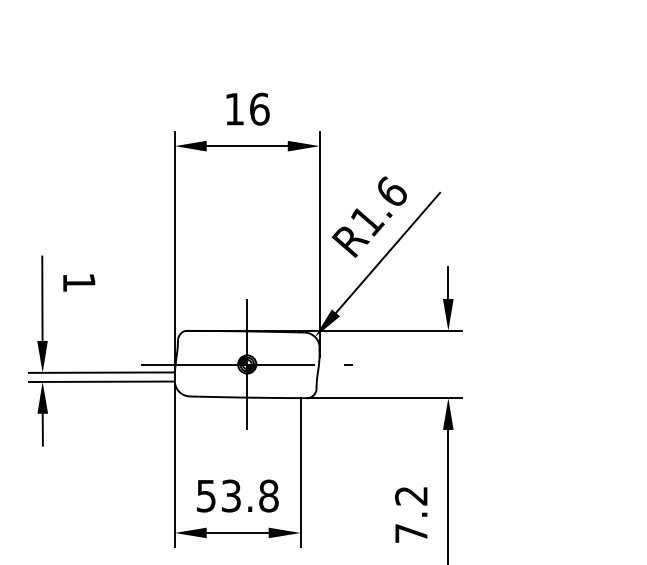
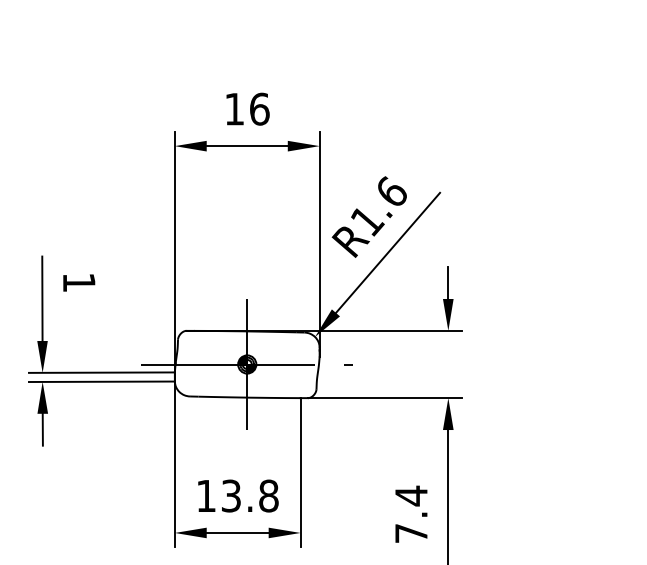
text: 7.2 -> 7.4 (411, 495)
text: 53.8 -> 13.8 (206, 496)
